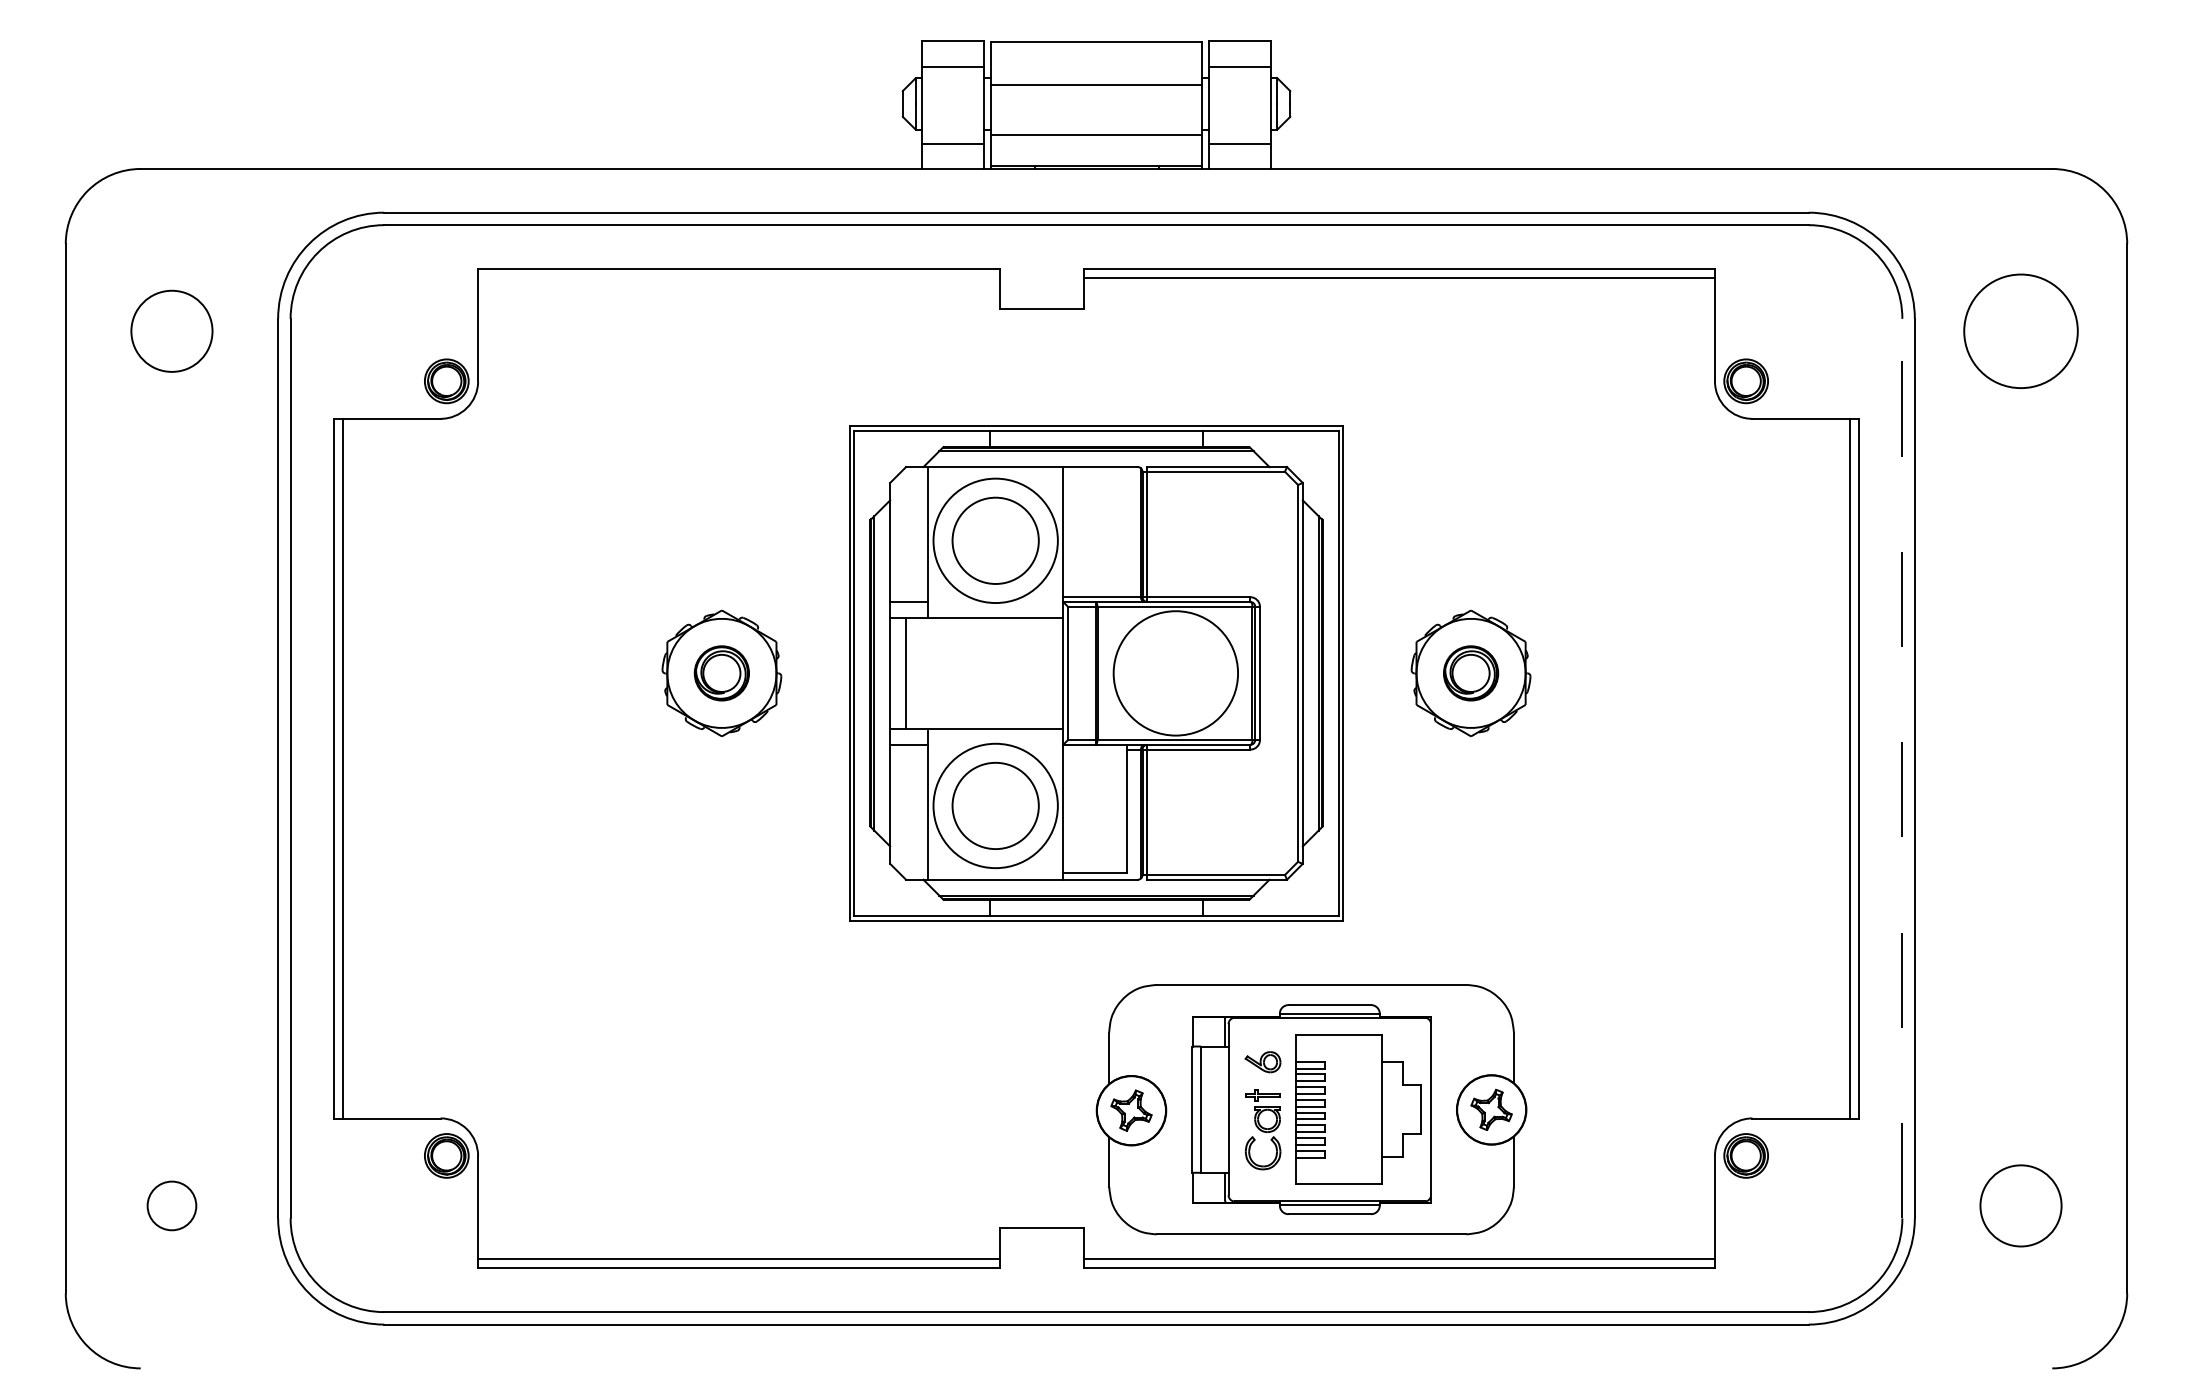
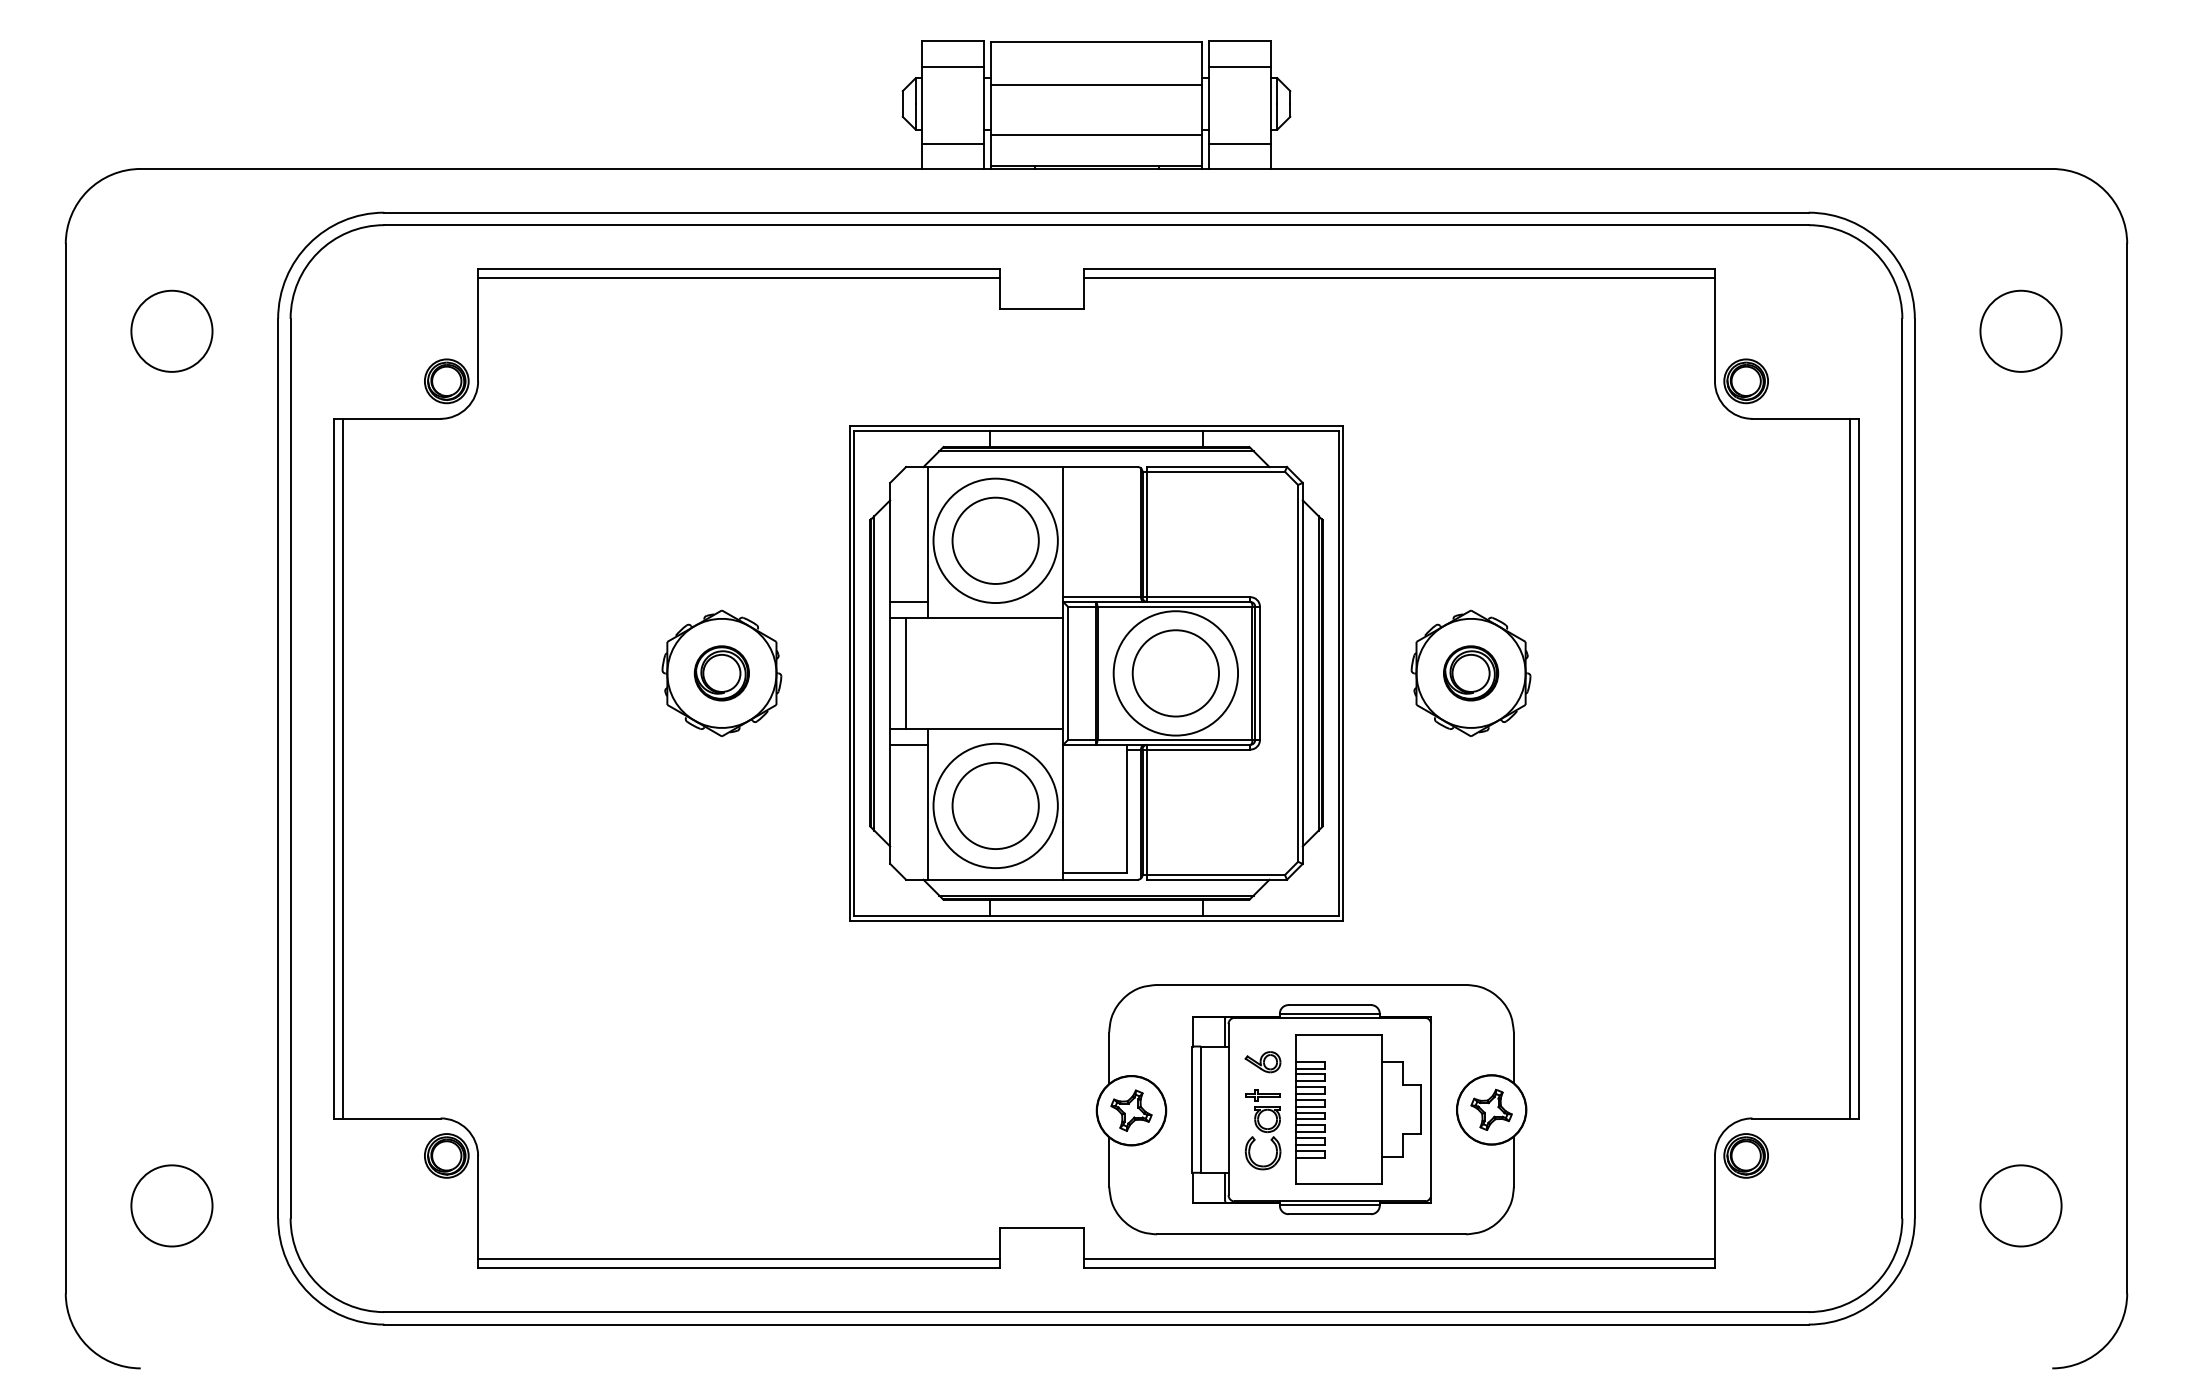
line: none -> present (738, 278)
circle diameter: 114 px -> 81 px (2020, 330)
circle: none -> present (1175, 673)
line: dashed -> solid (1902, 768)
circle size: 52x52 px -> 84x84 px (171, 1205)
